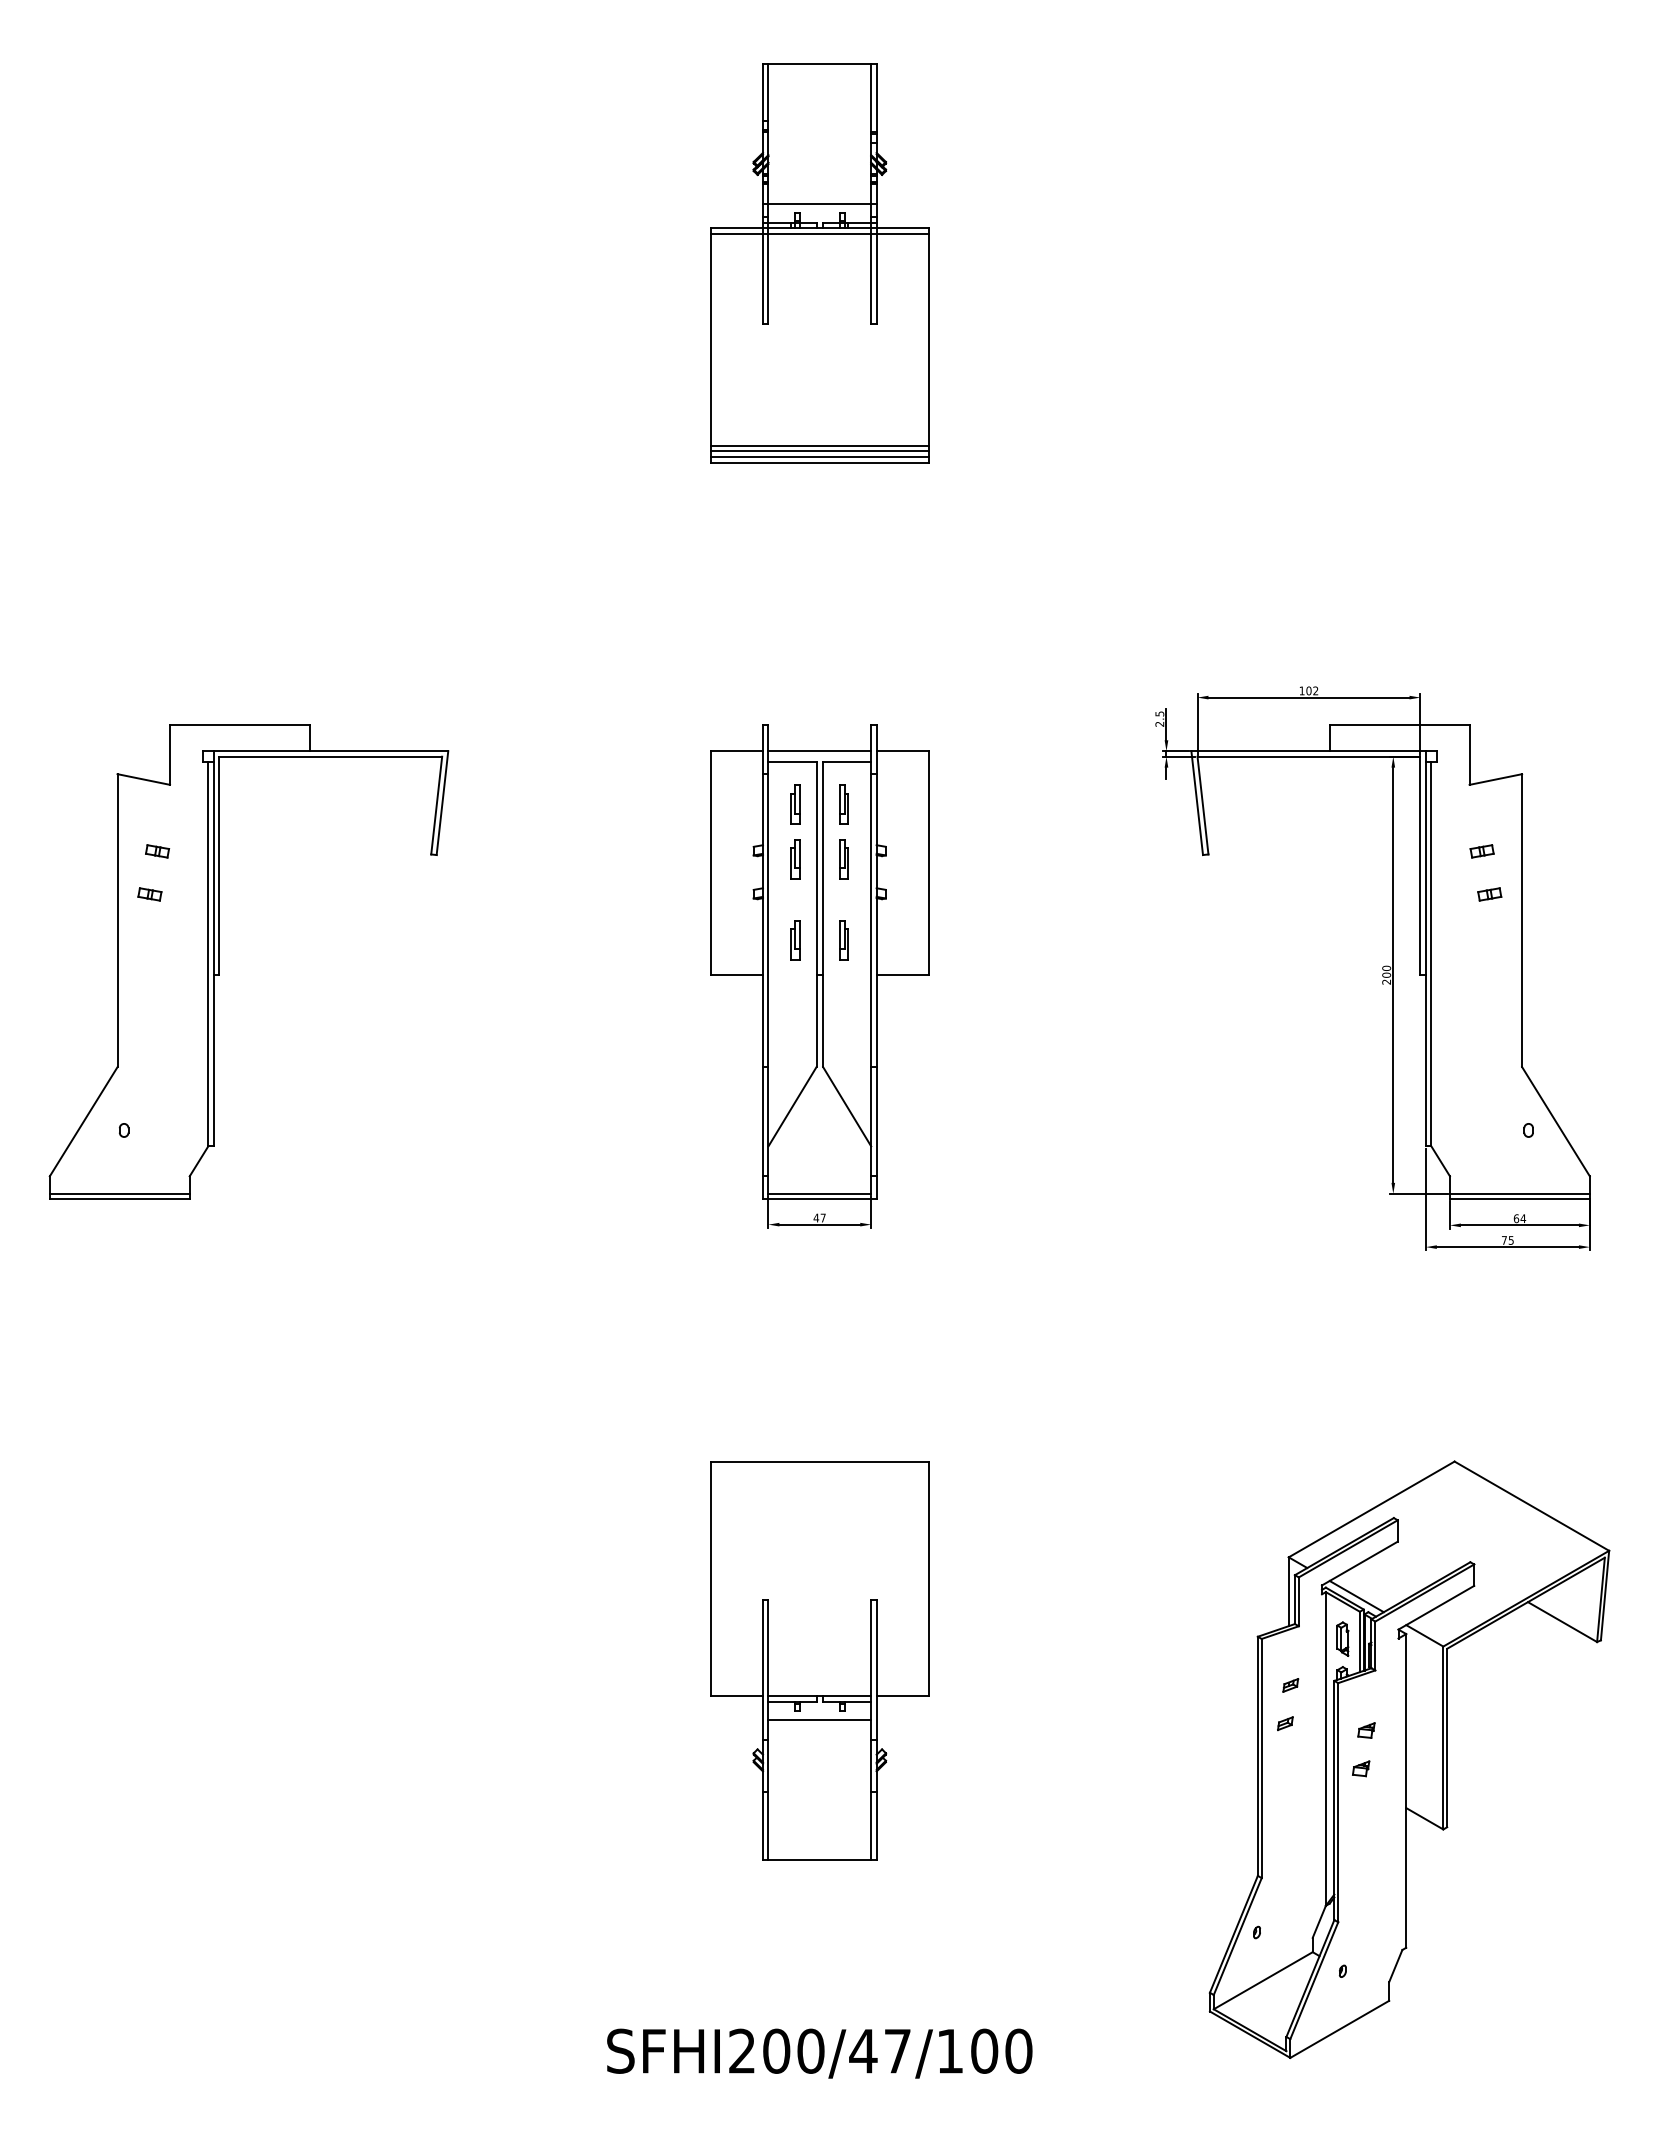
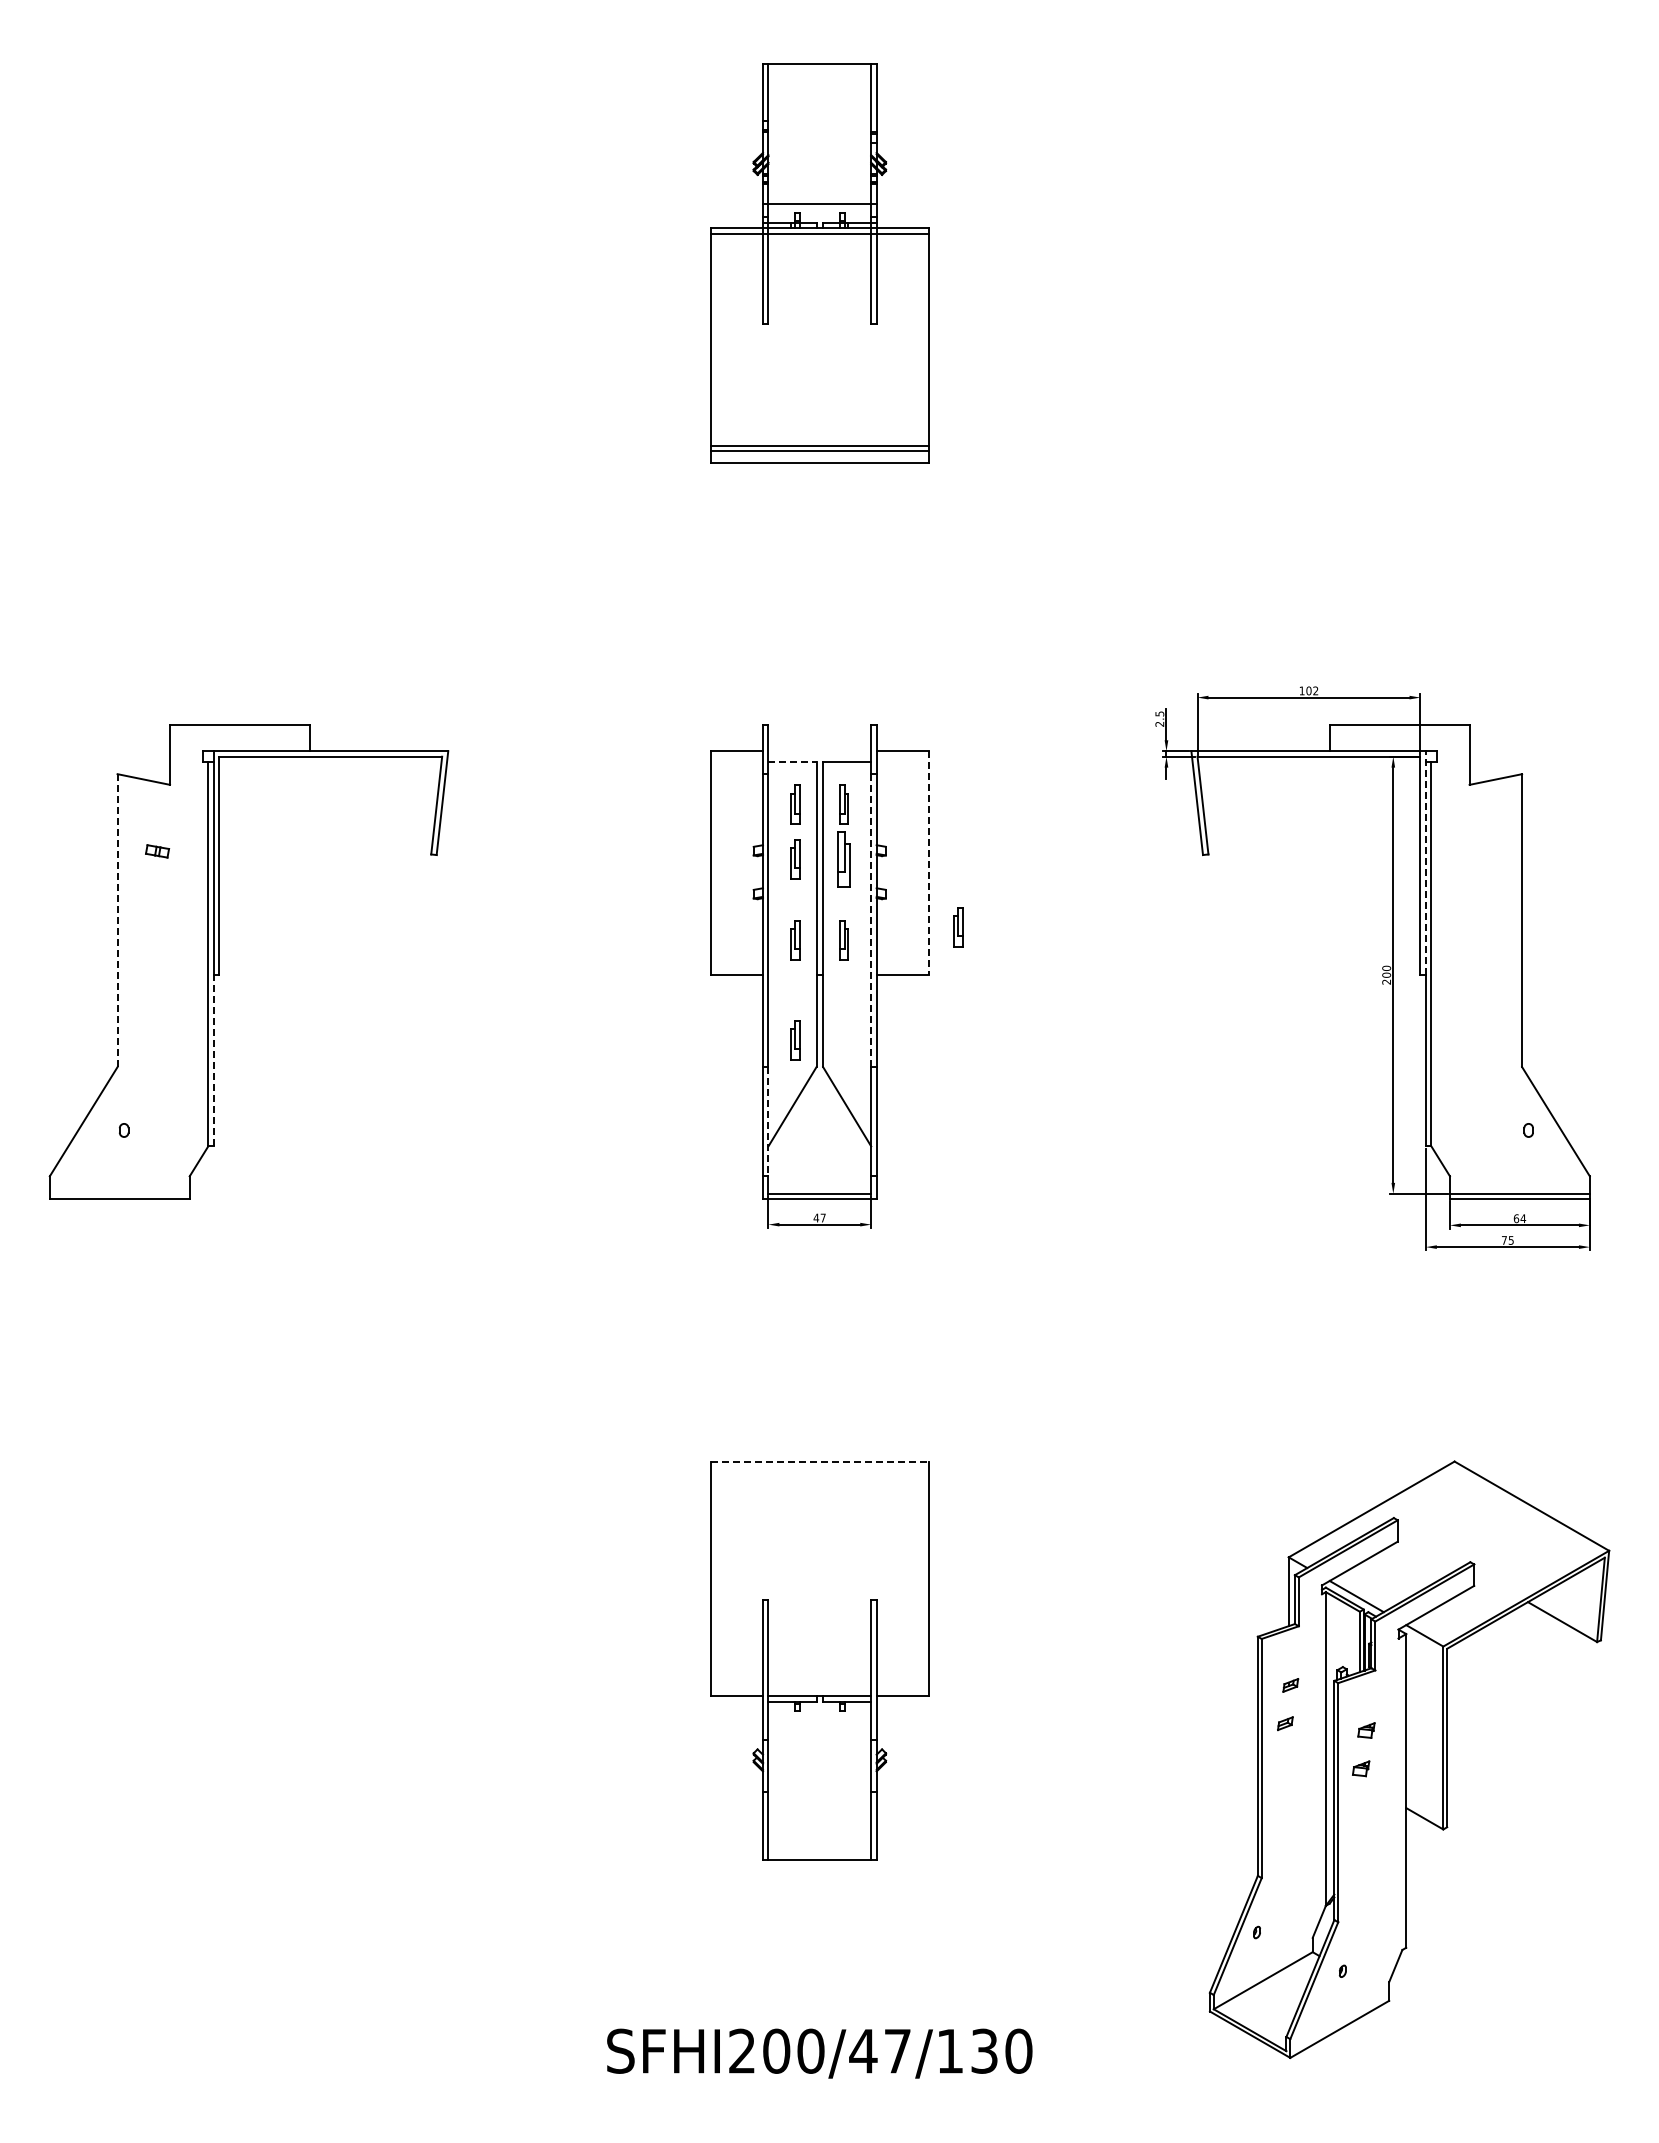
line: present -> none (819, 456)
line: present -> none (819, 751)
line: solid -> dashed (793, 762)
part: present -> none (1481, 851)
part size: 10x41 px -> 14x57 px (843, 859)
line: solid -> dashed (1425, 862)
line: solid -> dashed (929, 863)
part: present -> none (149, 894)
part: present -> none (1489, 894)
line: solid -> dashed (871, 920)
line: solid -> dashed (117, 921)
part: none -> present (958, 927)
part: none -> present (795, 1040)
line: solid -> dashed (213, 1060)
line: solid -> dashed (768, 1121)
line: present -> none (119, 1193)
line: solid -> dashed (820, 1461)
part: present -> none (1342, 1638)
line: present -> none (819, 1720)
text: SFHI200/47/100 -> SFHI200/47/130 (984, 2050)
